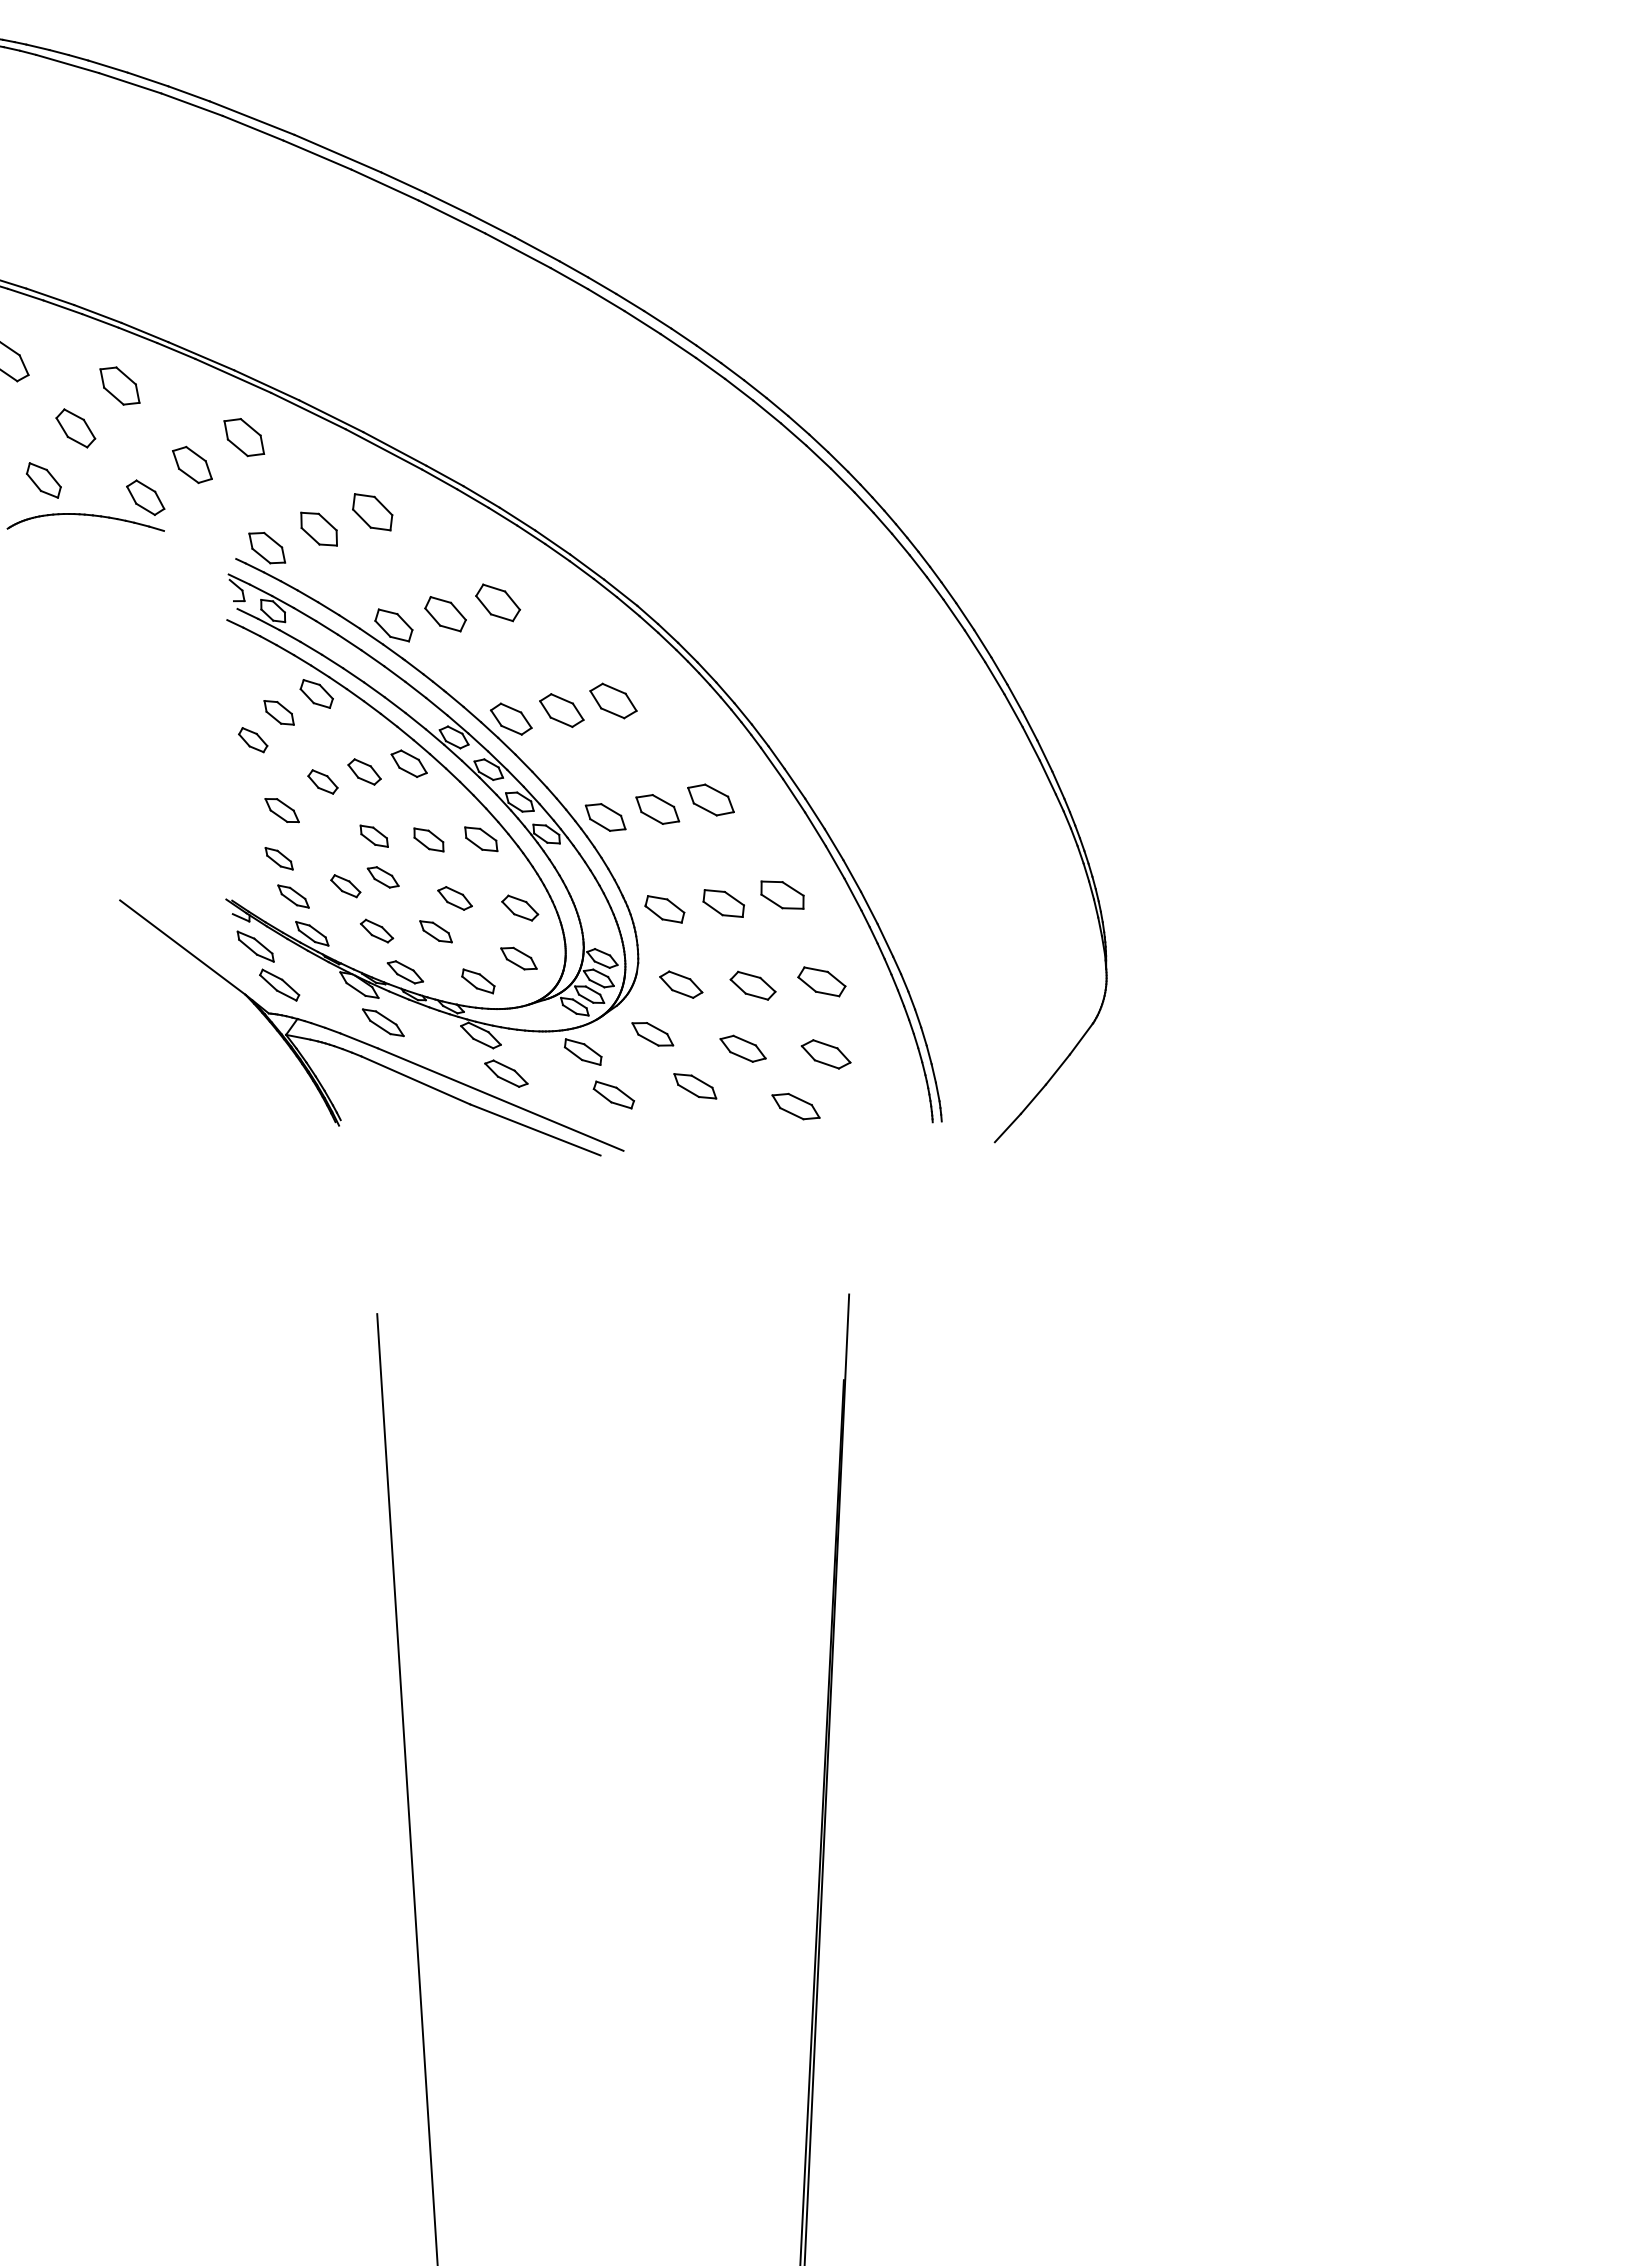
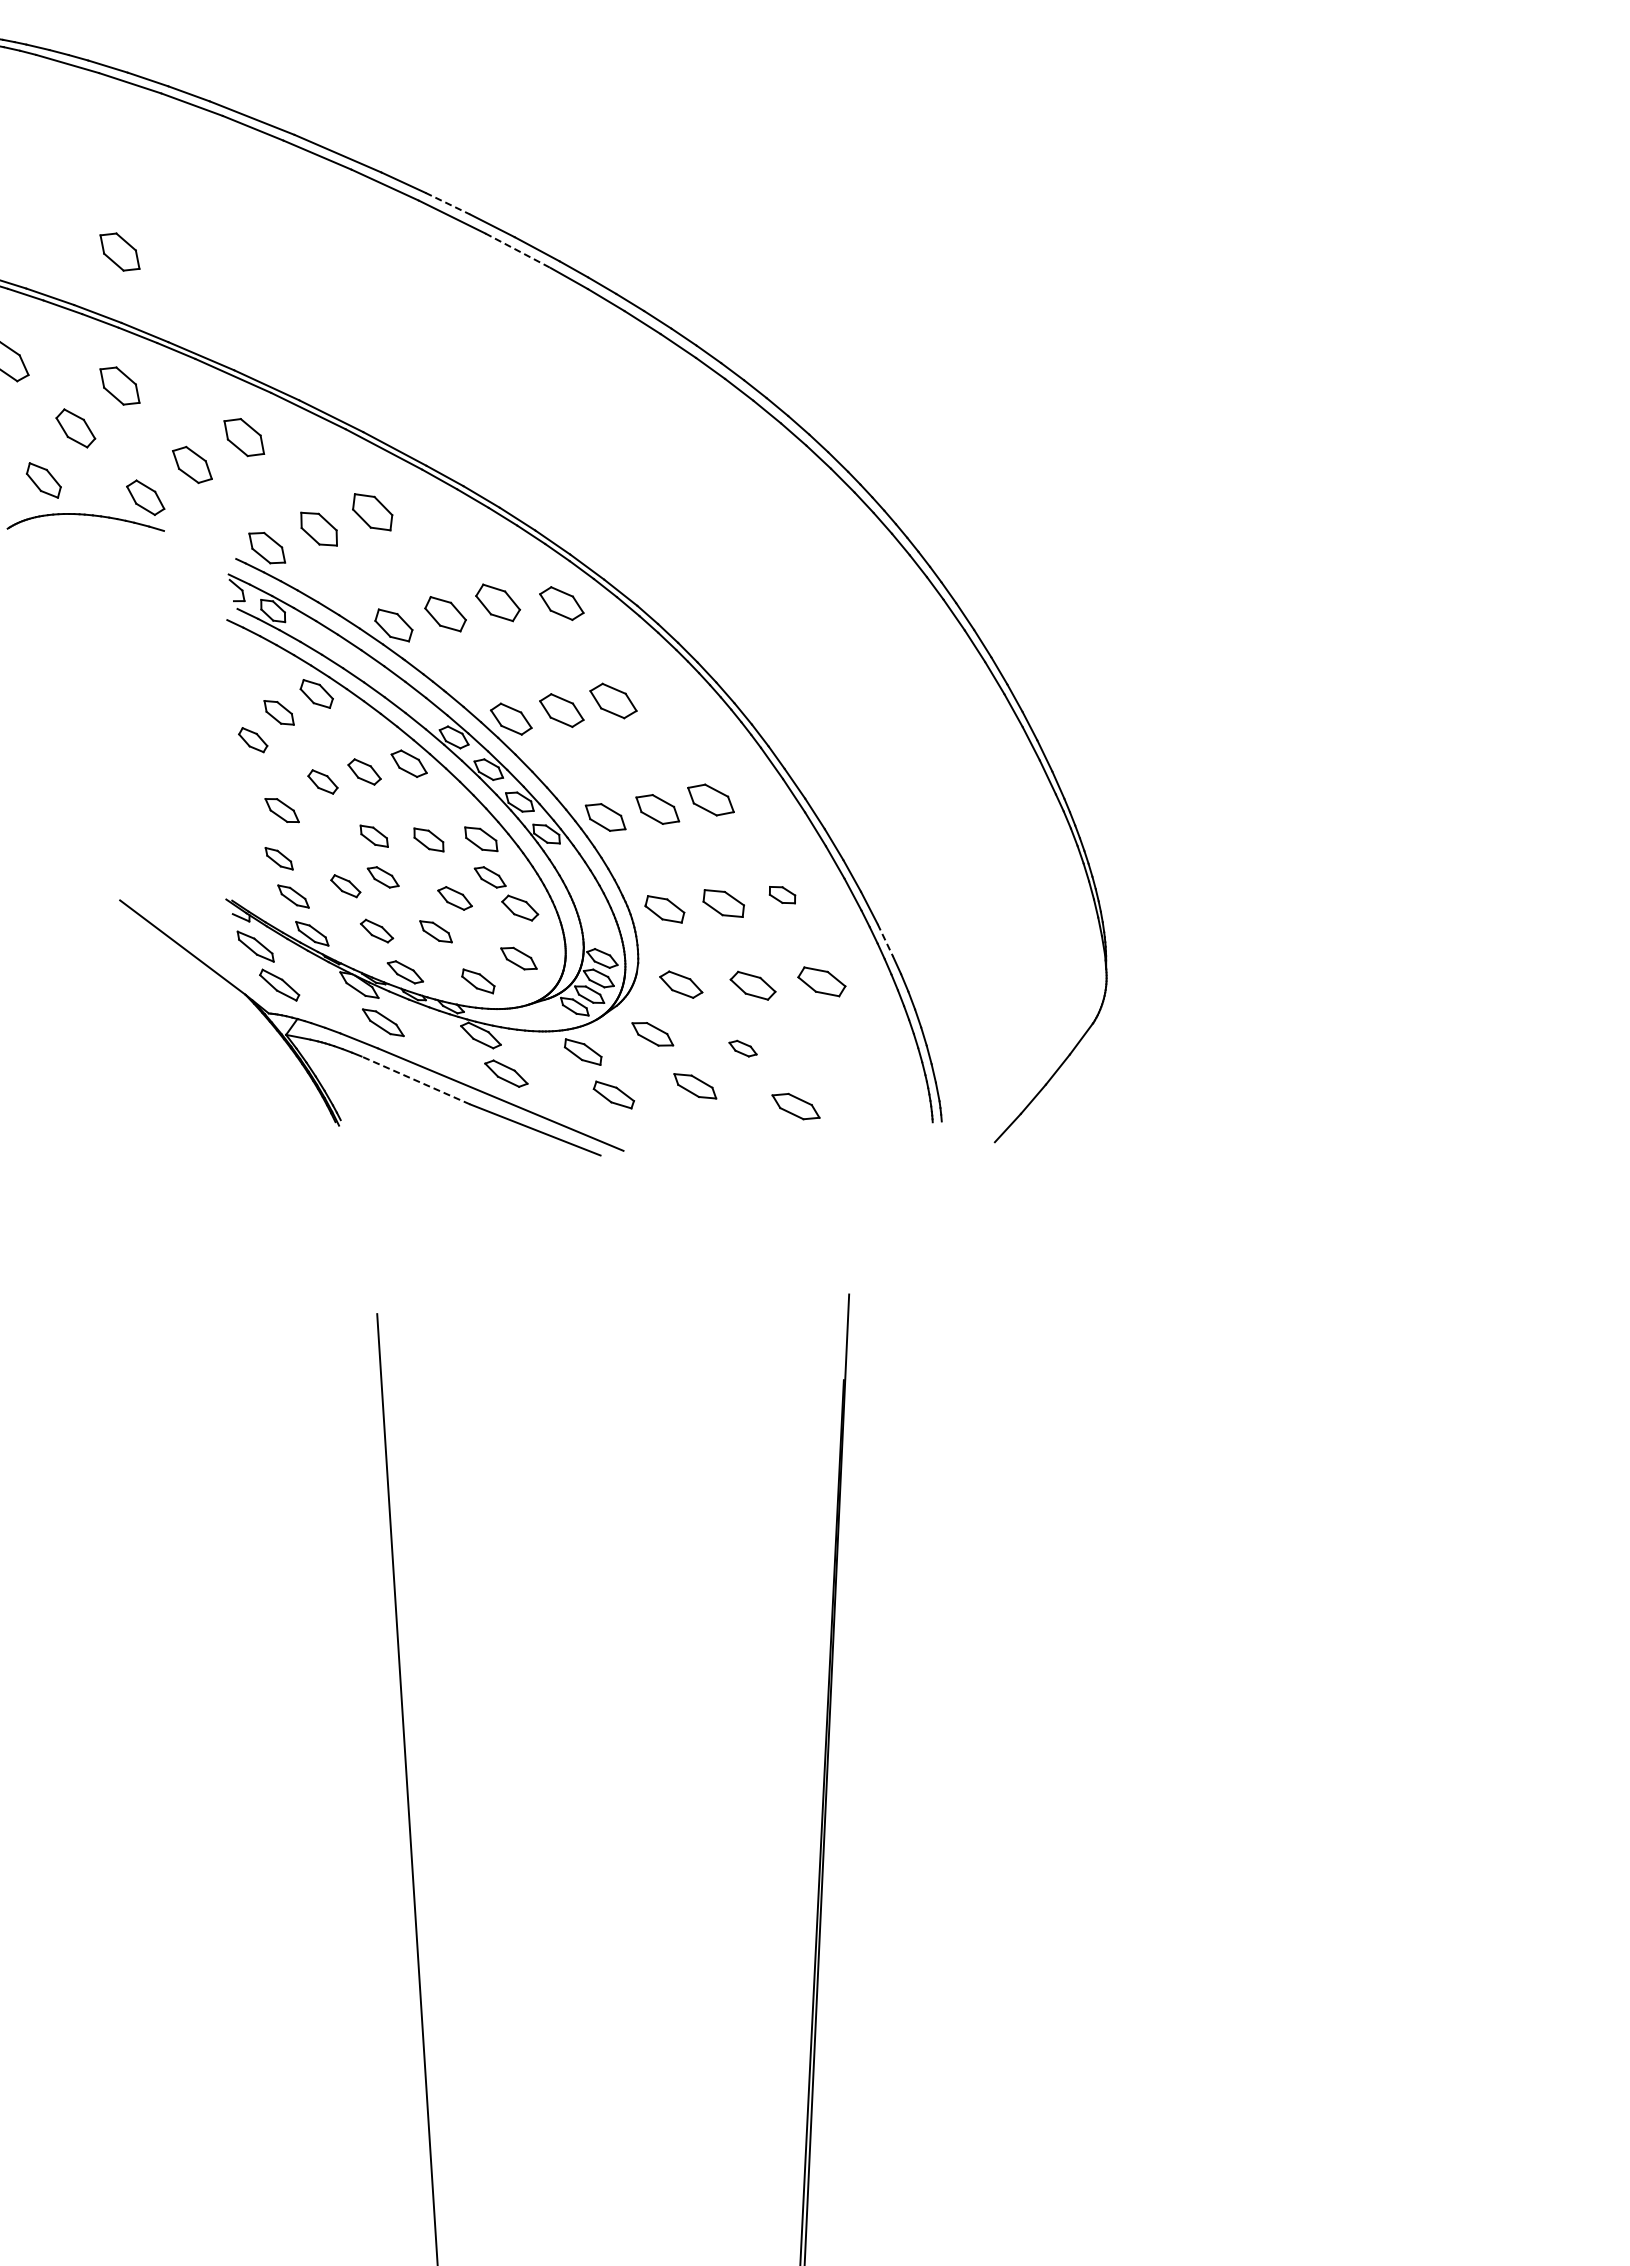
line: solid -> dashed (447, 203)
line: solid -> dashed (518, 250)
part: none -> present (119, 251)
part: none -> present (561, 603)
part: none -> present (489, 877)
part size: 45x30 px -> 29x19 px (782, 895)
line: solid -> dashed (885, 940)
part size: 48x29 px -> 30x19 px (742, 1048)
part: present -> none (825, 1054)
line: solid -> dashed (415, 1080)
